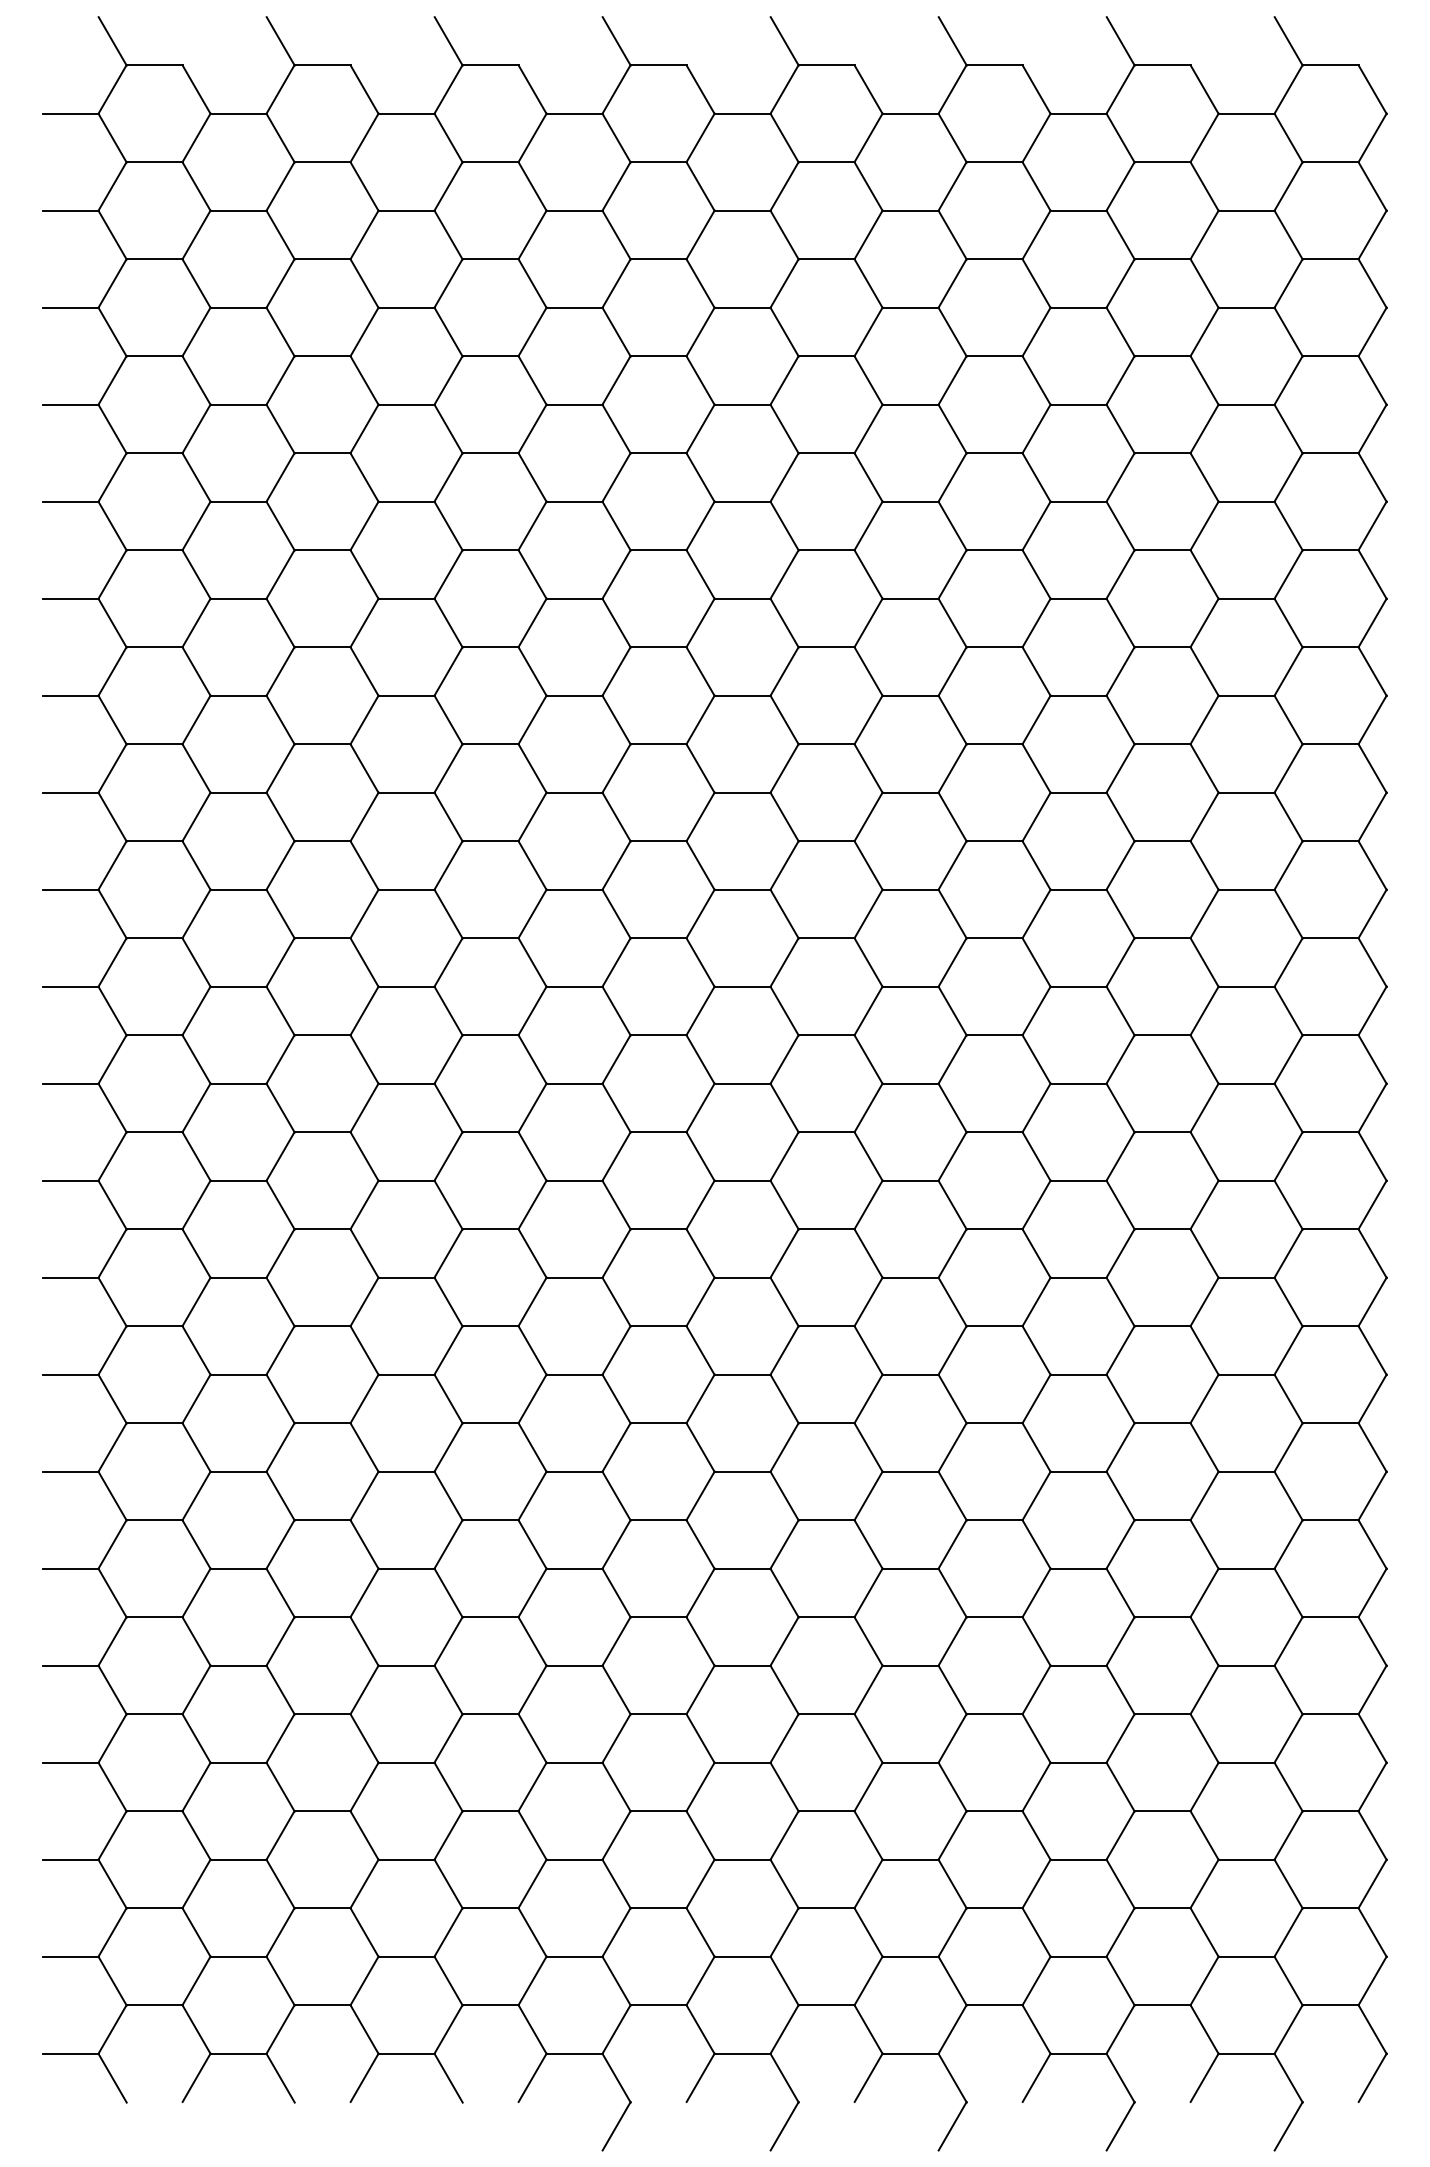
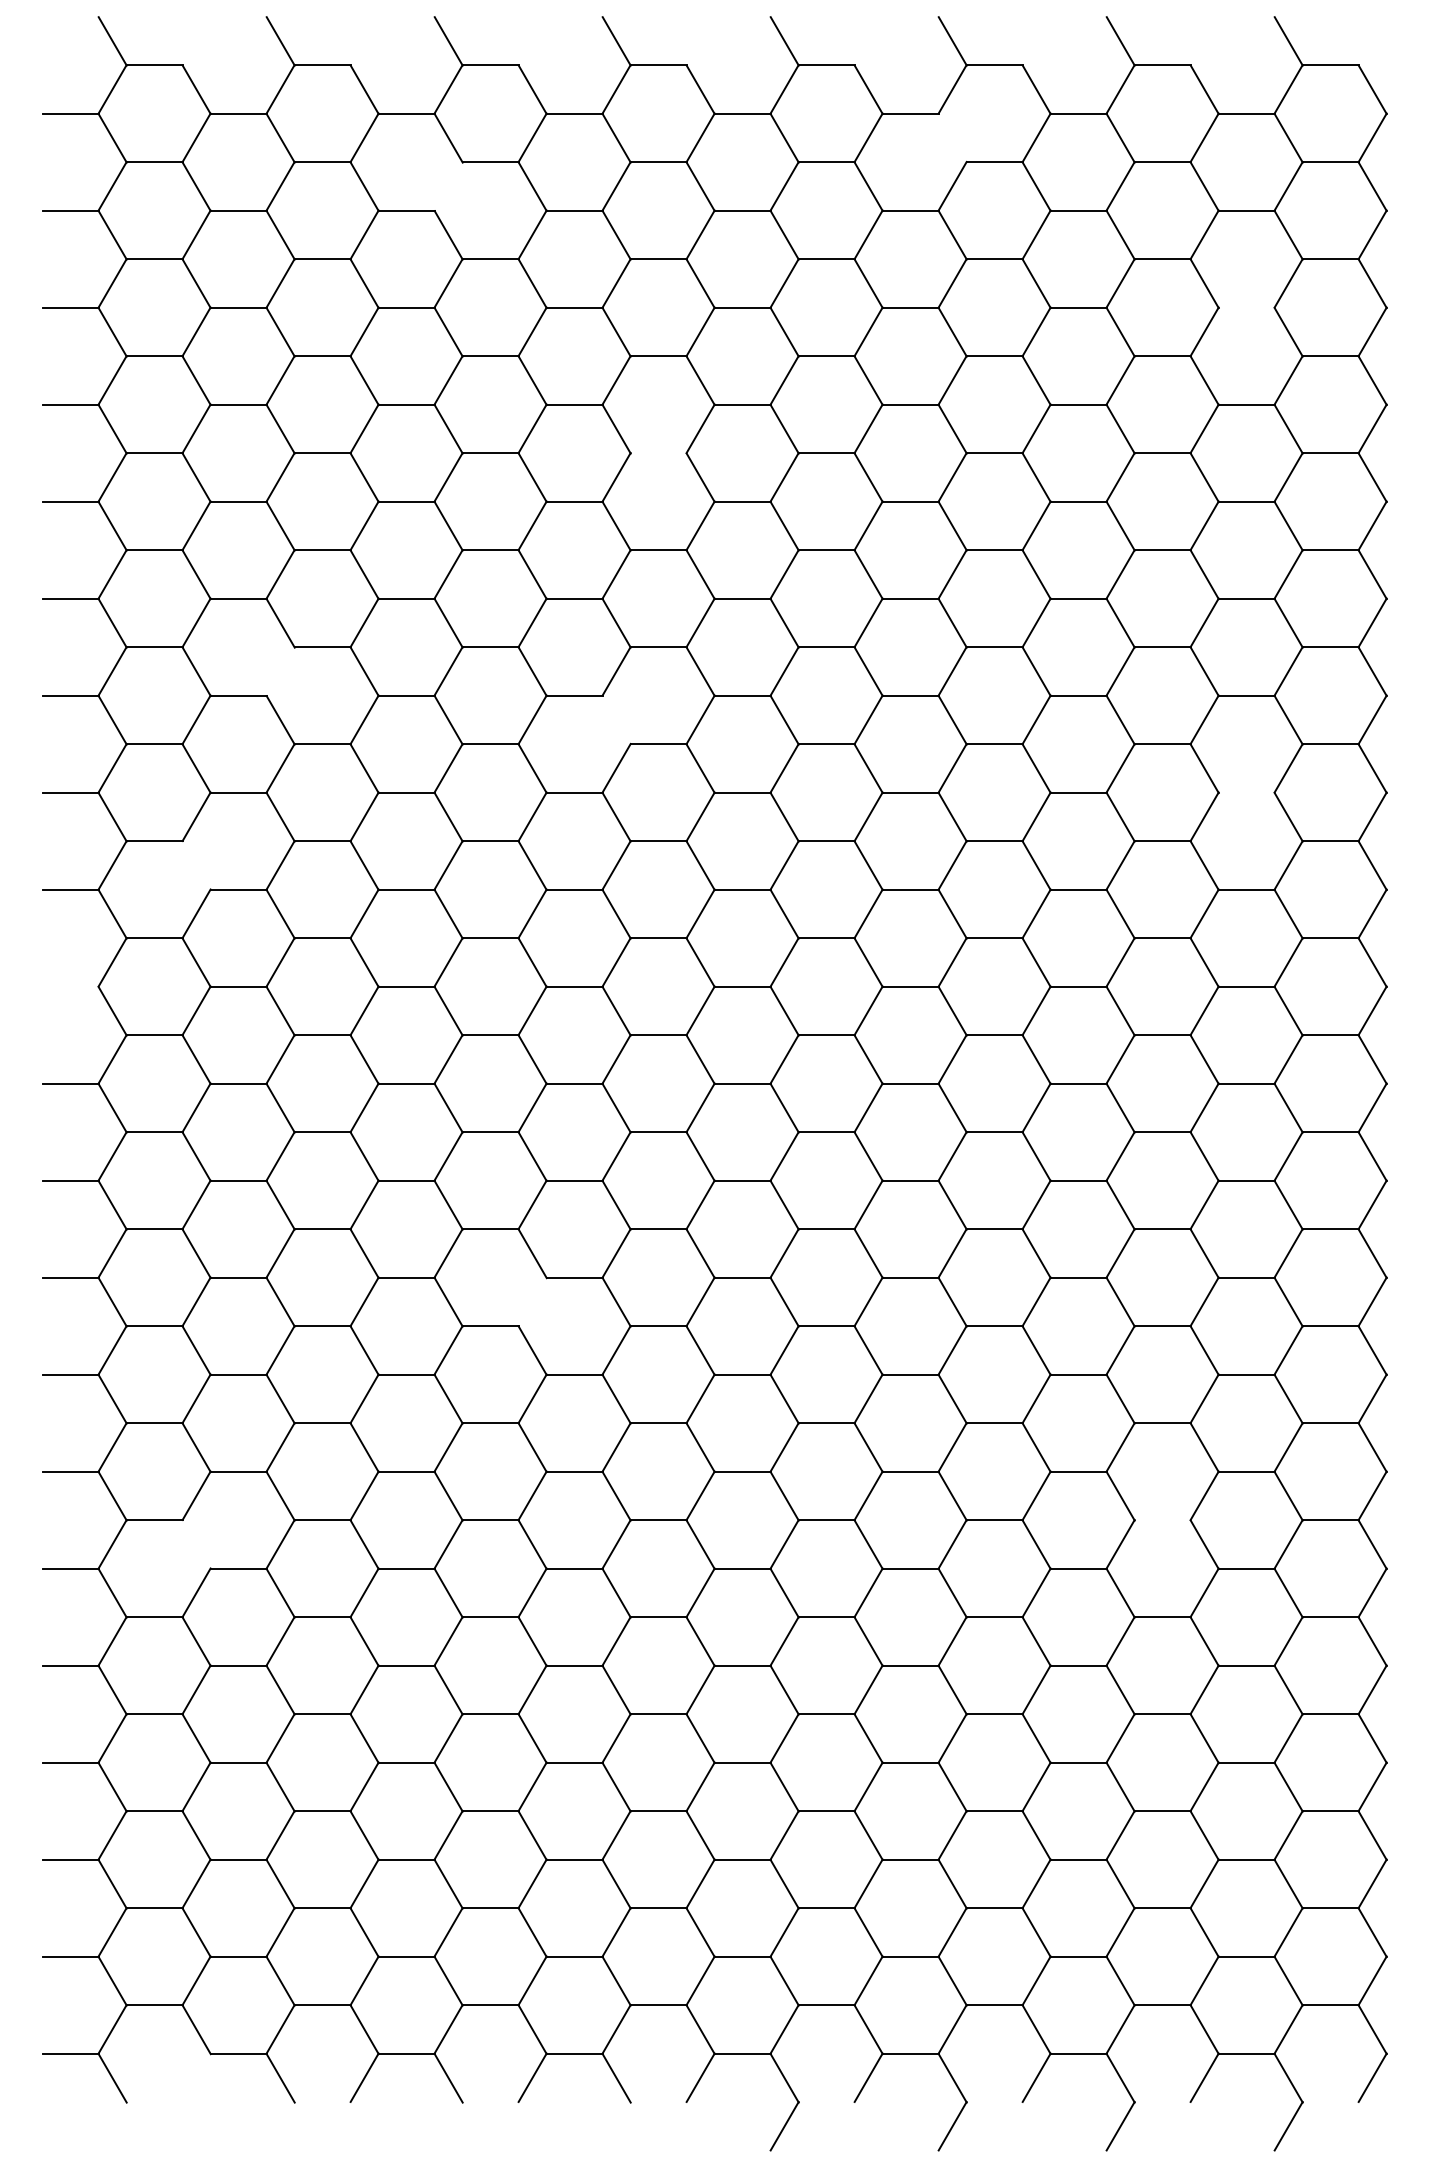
line: present -> none (952, 138)
line: present -> none (448, 185)
line: present -> none (1247, 307)
line: present -> none (659, 453)
line: present -> none (280, 671)
line: present -> none (616, 720)
line: present -> none (1247, 792)
line: present -> none (196, 865)
line: present -> none (71, 986)
line: present -> none (532, 1301)
line: present -> none (1163, 1520)
line: present -> none (196, 1544)
line: present -> none (196, 2077)
line: present -> none (616, 2125)
